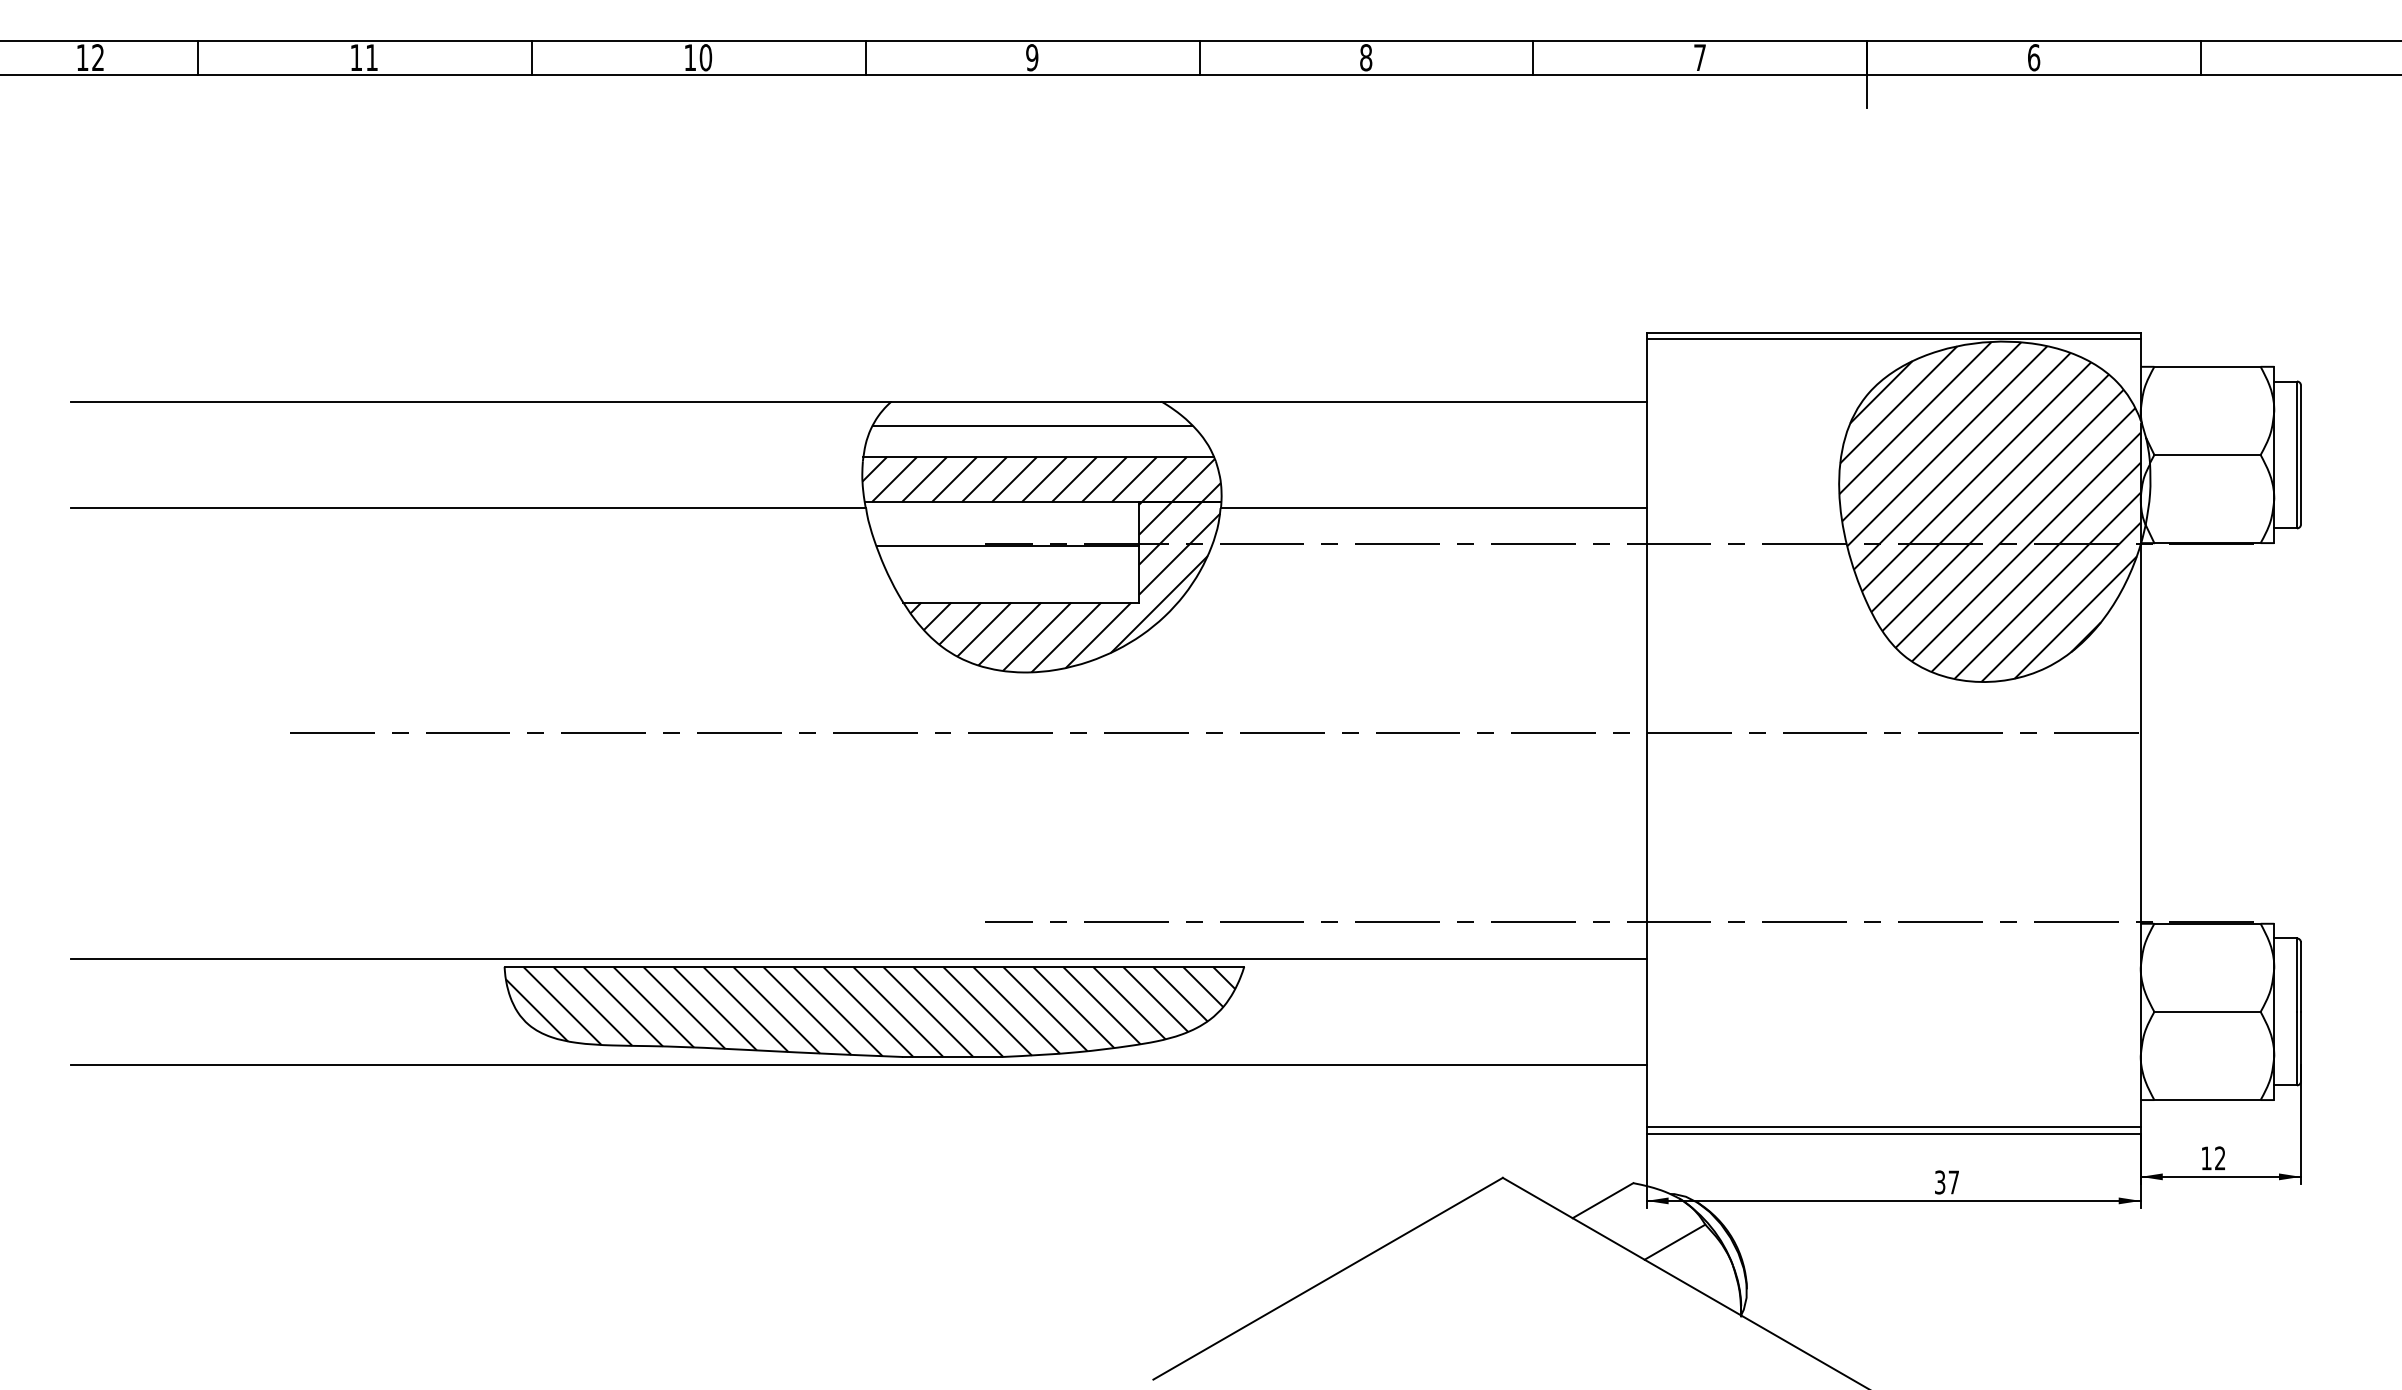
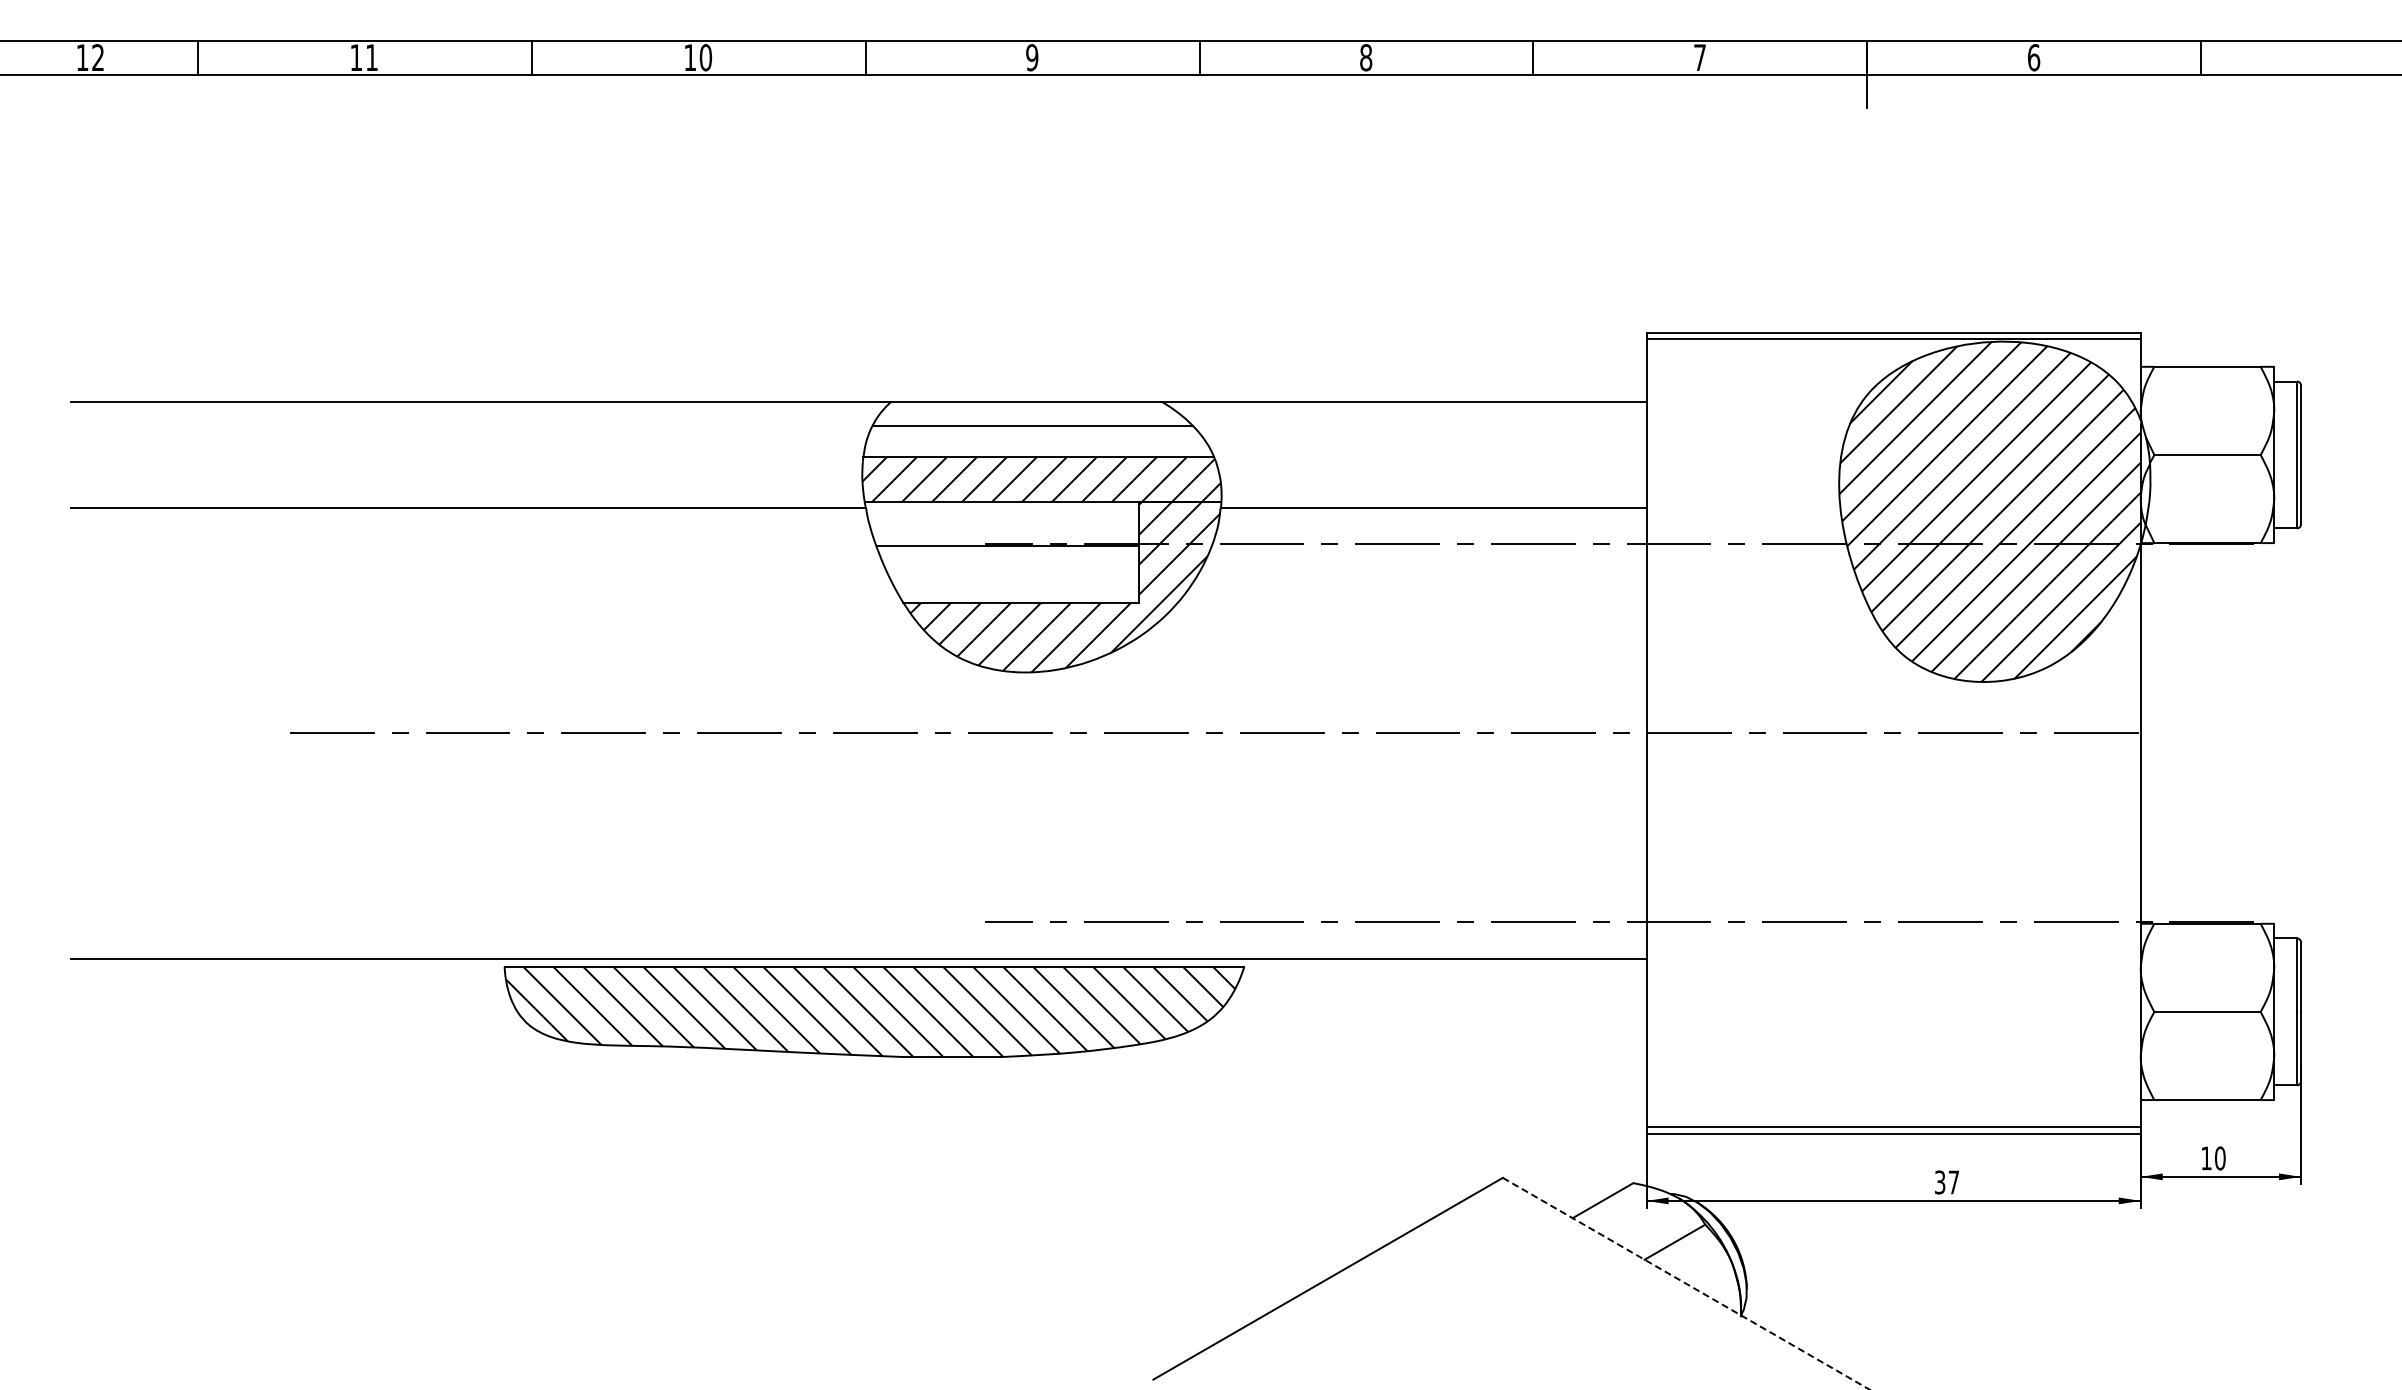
line: present -> none (858, 1065)
text: 12 -> 10 (2220, 1158)
line: solid -> dashed (1686, 1283)
